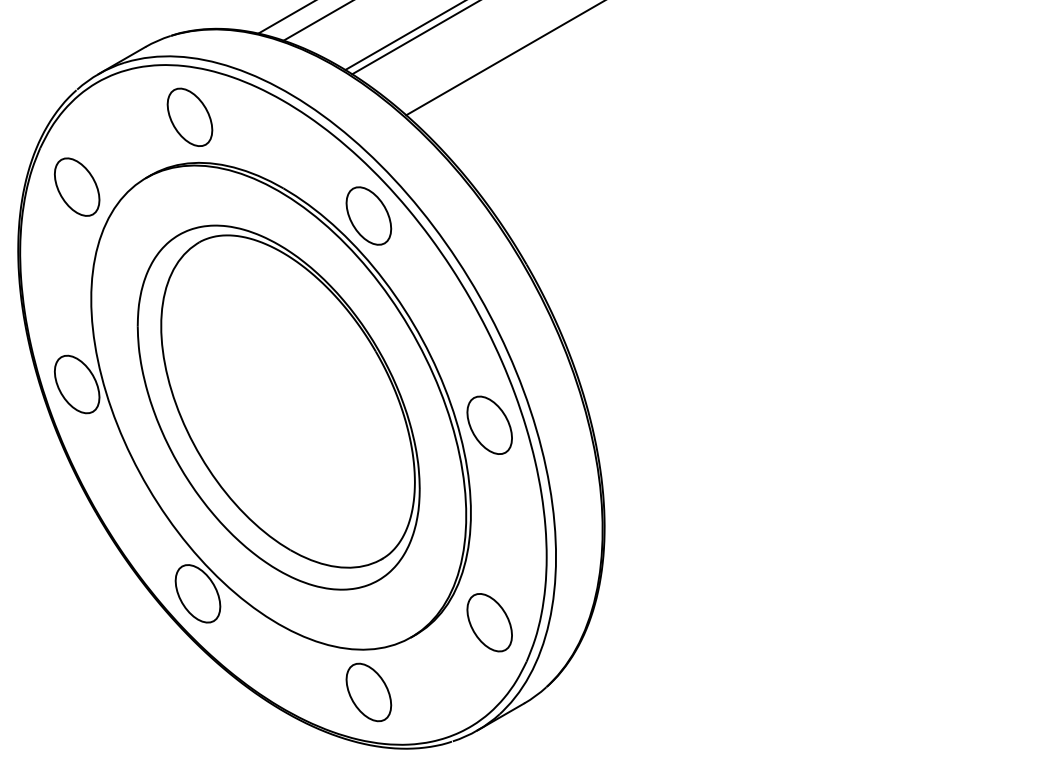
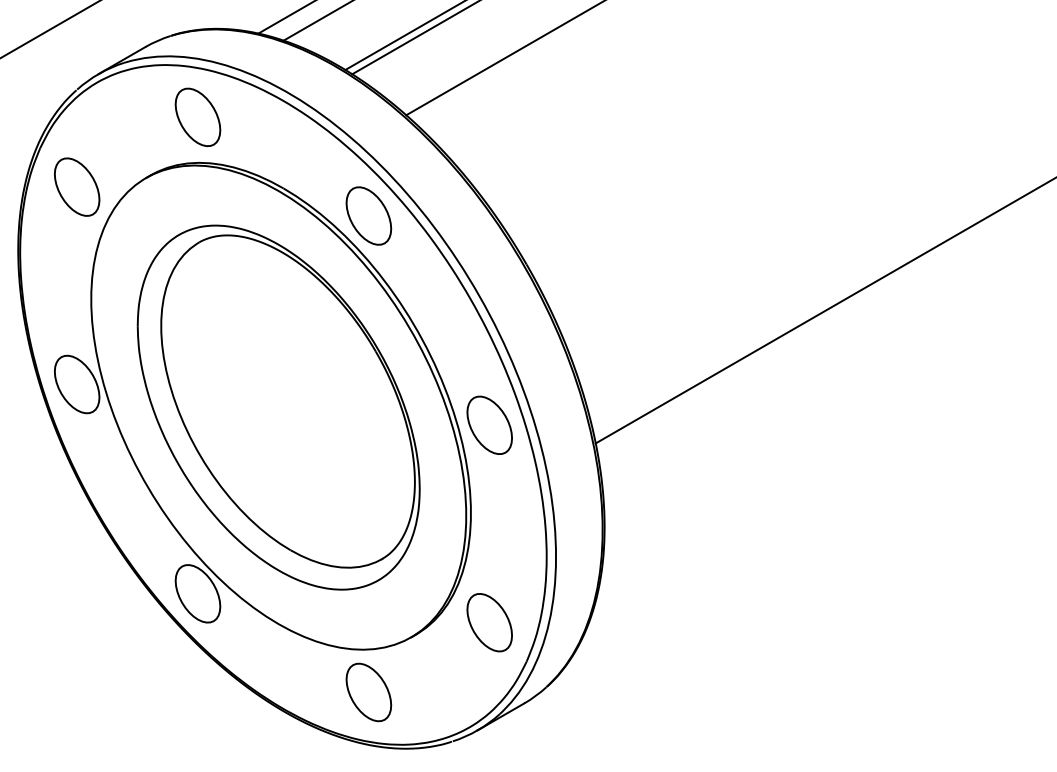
line: none -> present (49, 29)
part position: (189, 116) -> (197, 116) (197, 116)
line: none -> present (824, 310)
